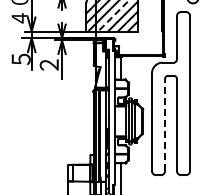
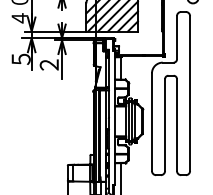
line: dashed -> solid (113, 16)
line: dashed -> solid (165, 125)
